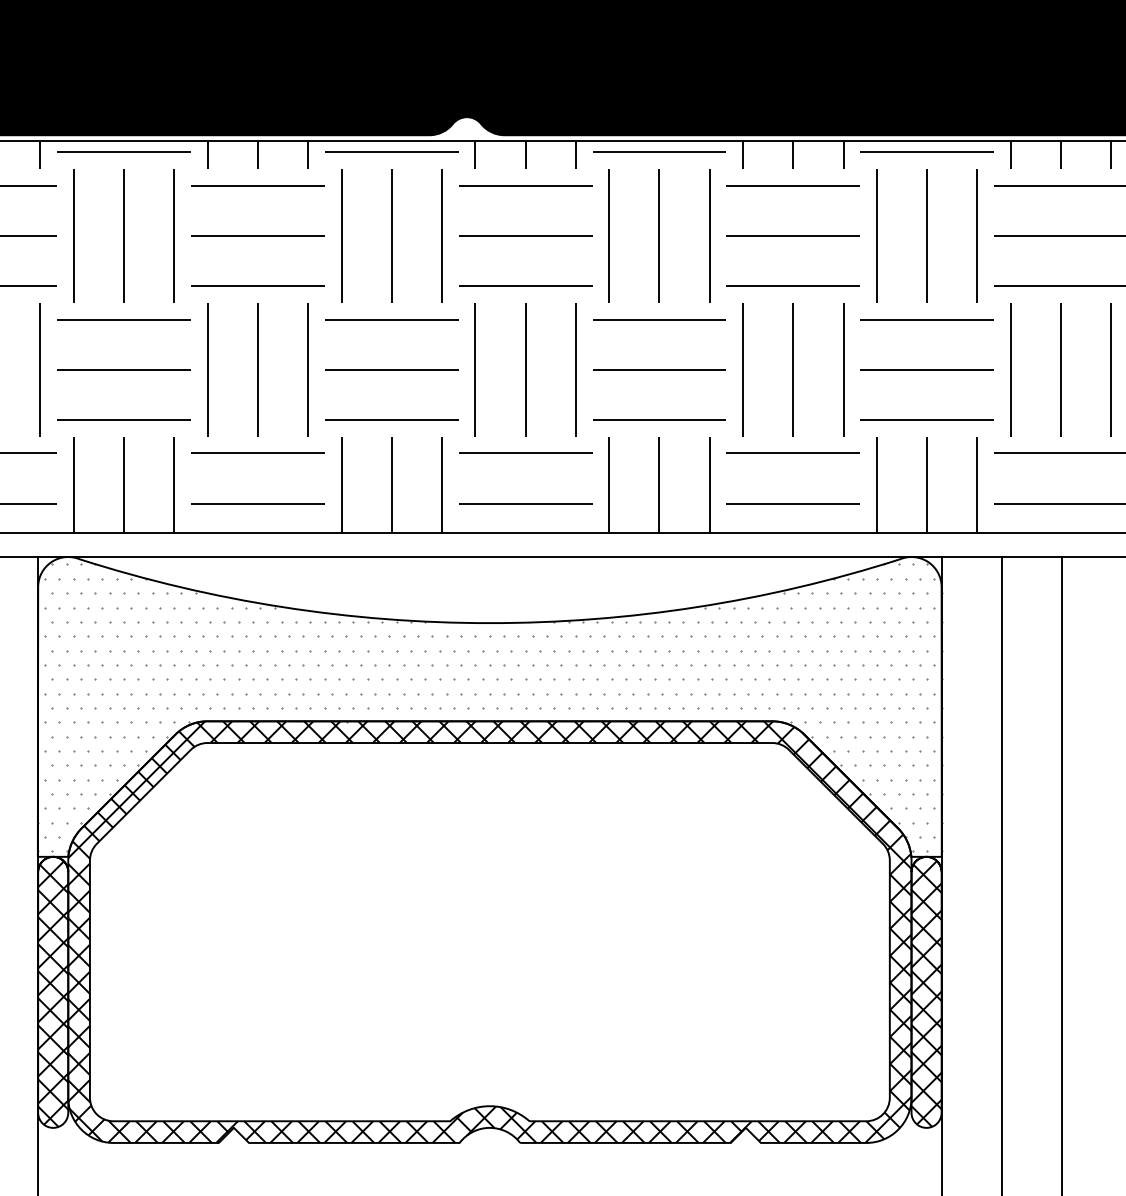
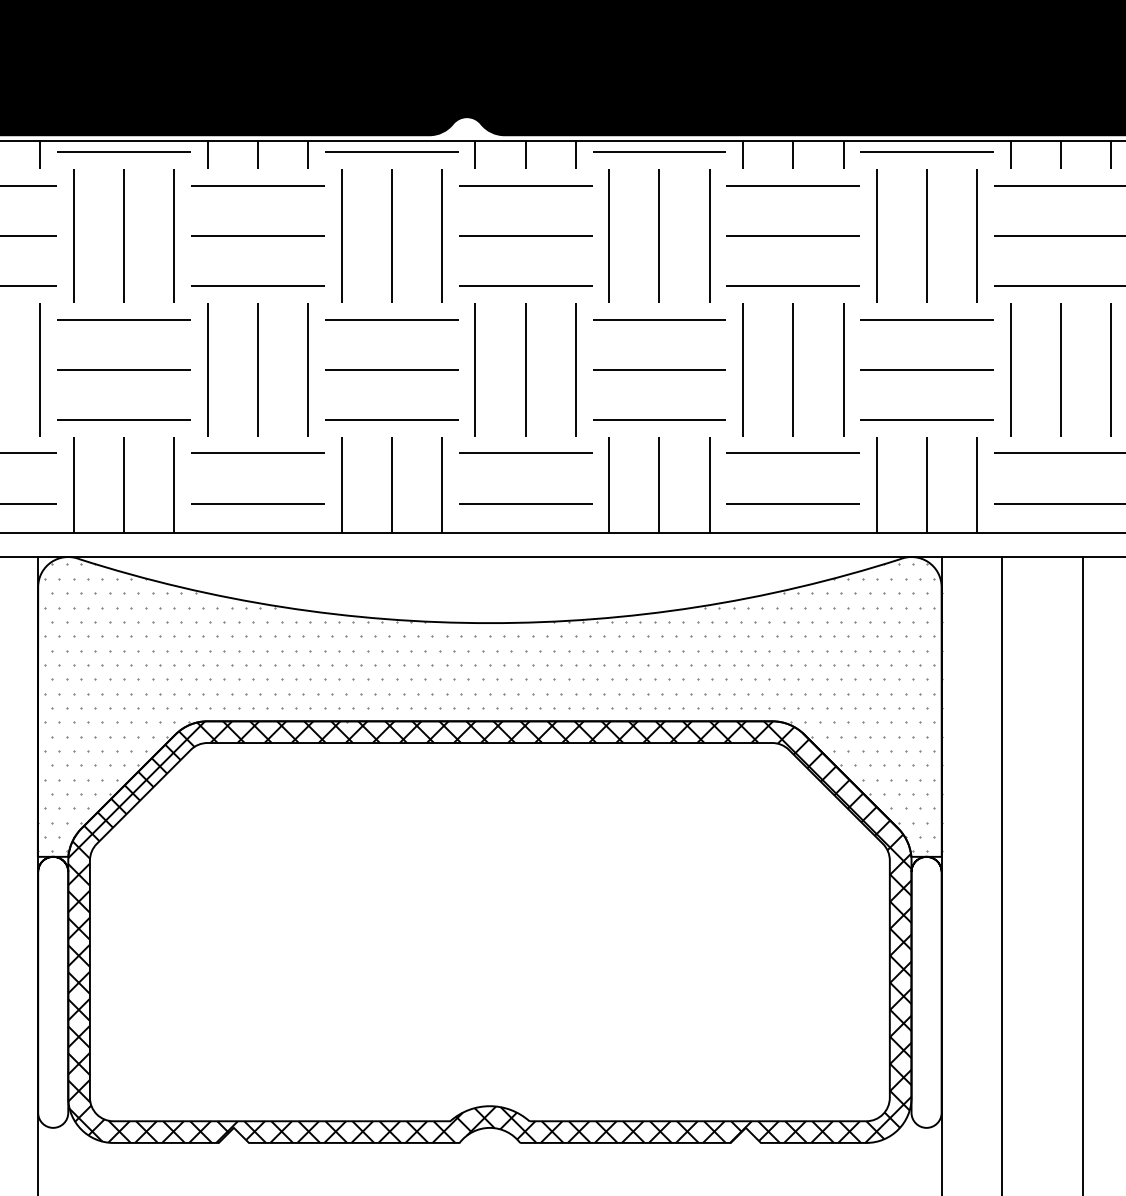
line position: (1062, 874) -> (1083, 874) (1083, 874)
hatch: present -> none (53, 992)
hatch: present -> none (926, 992)
